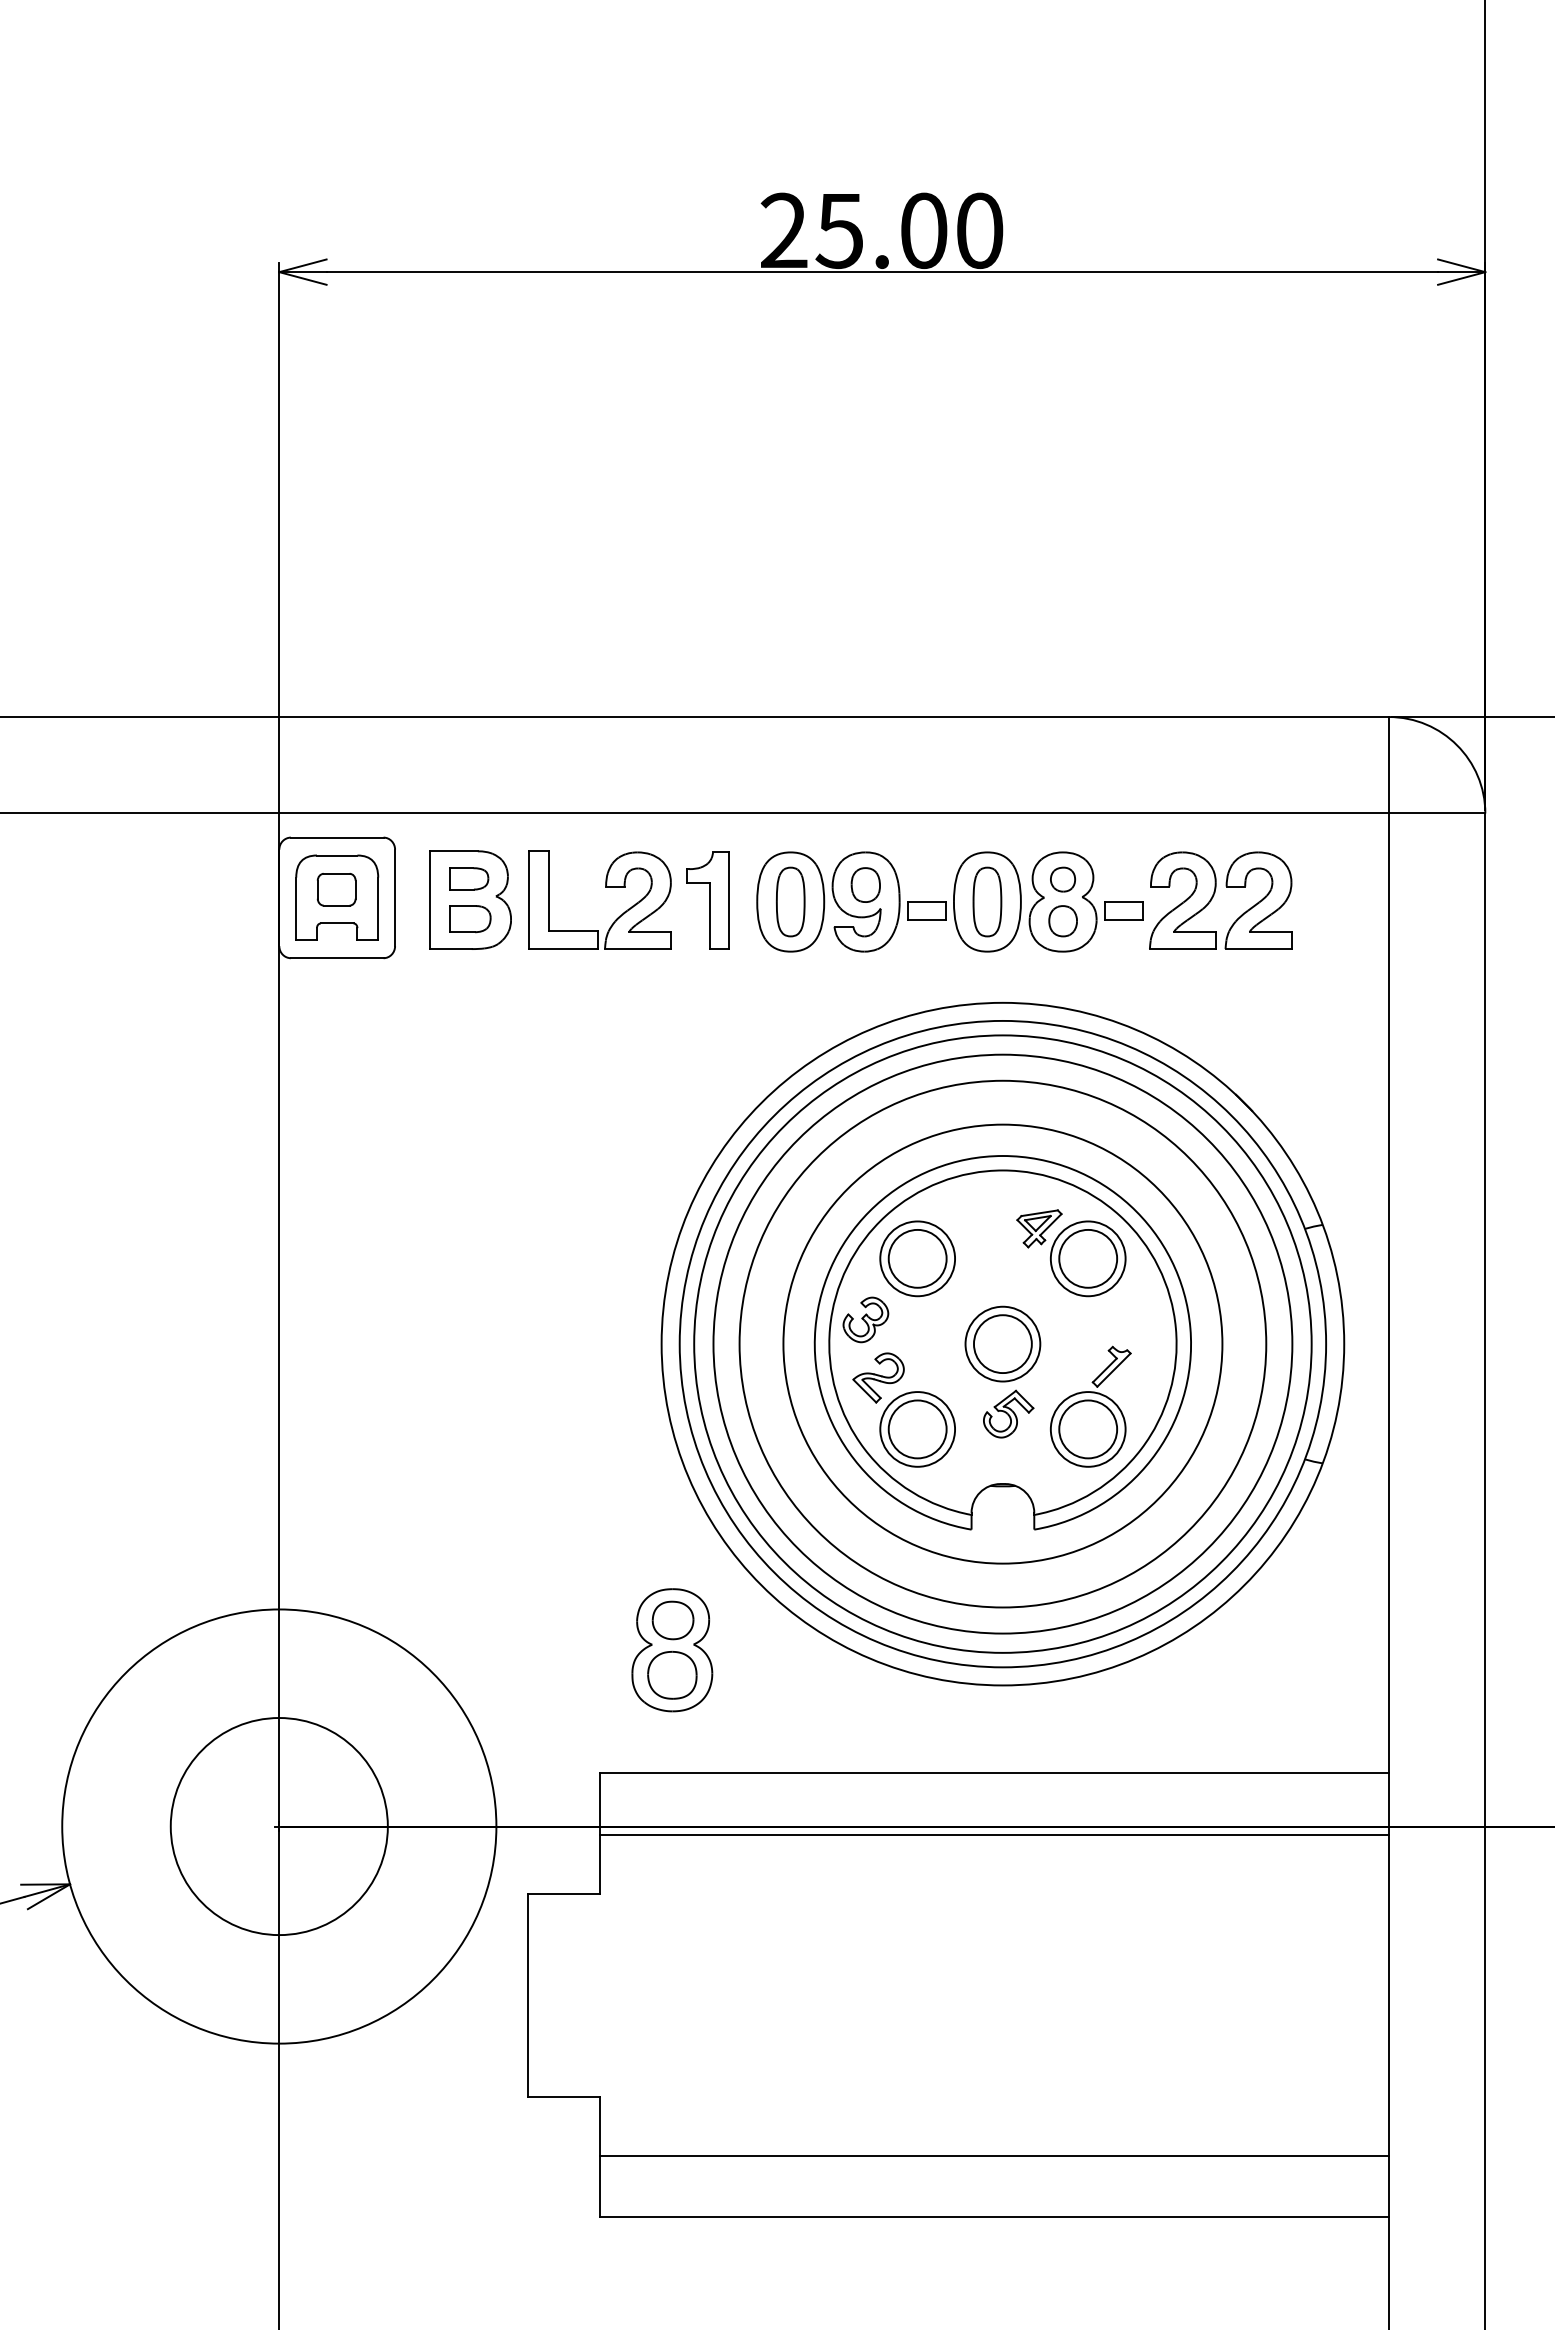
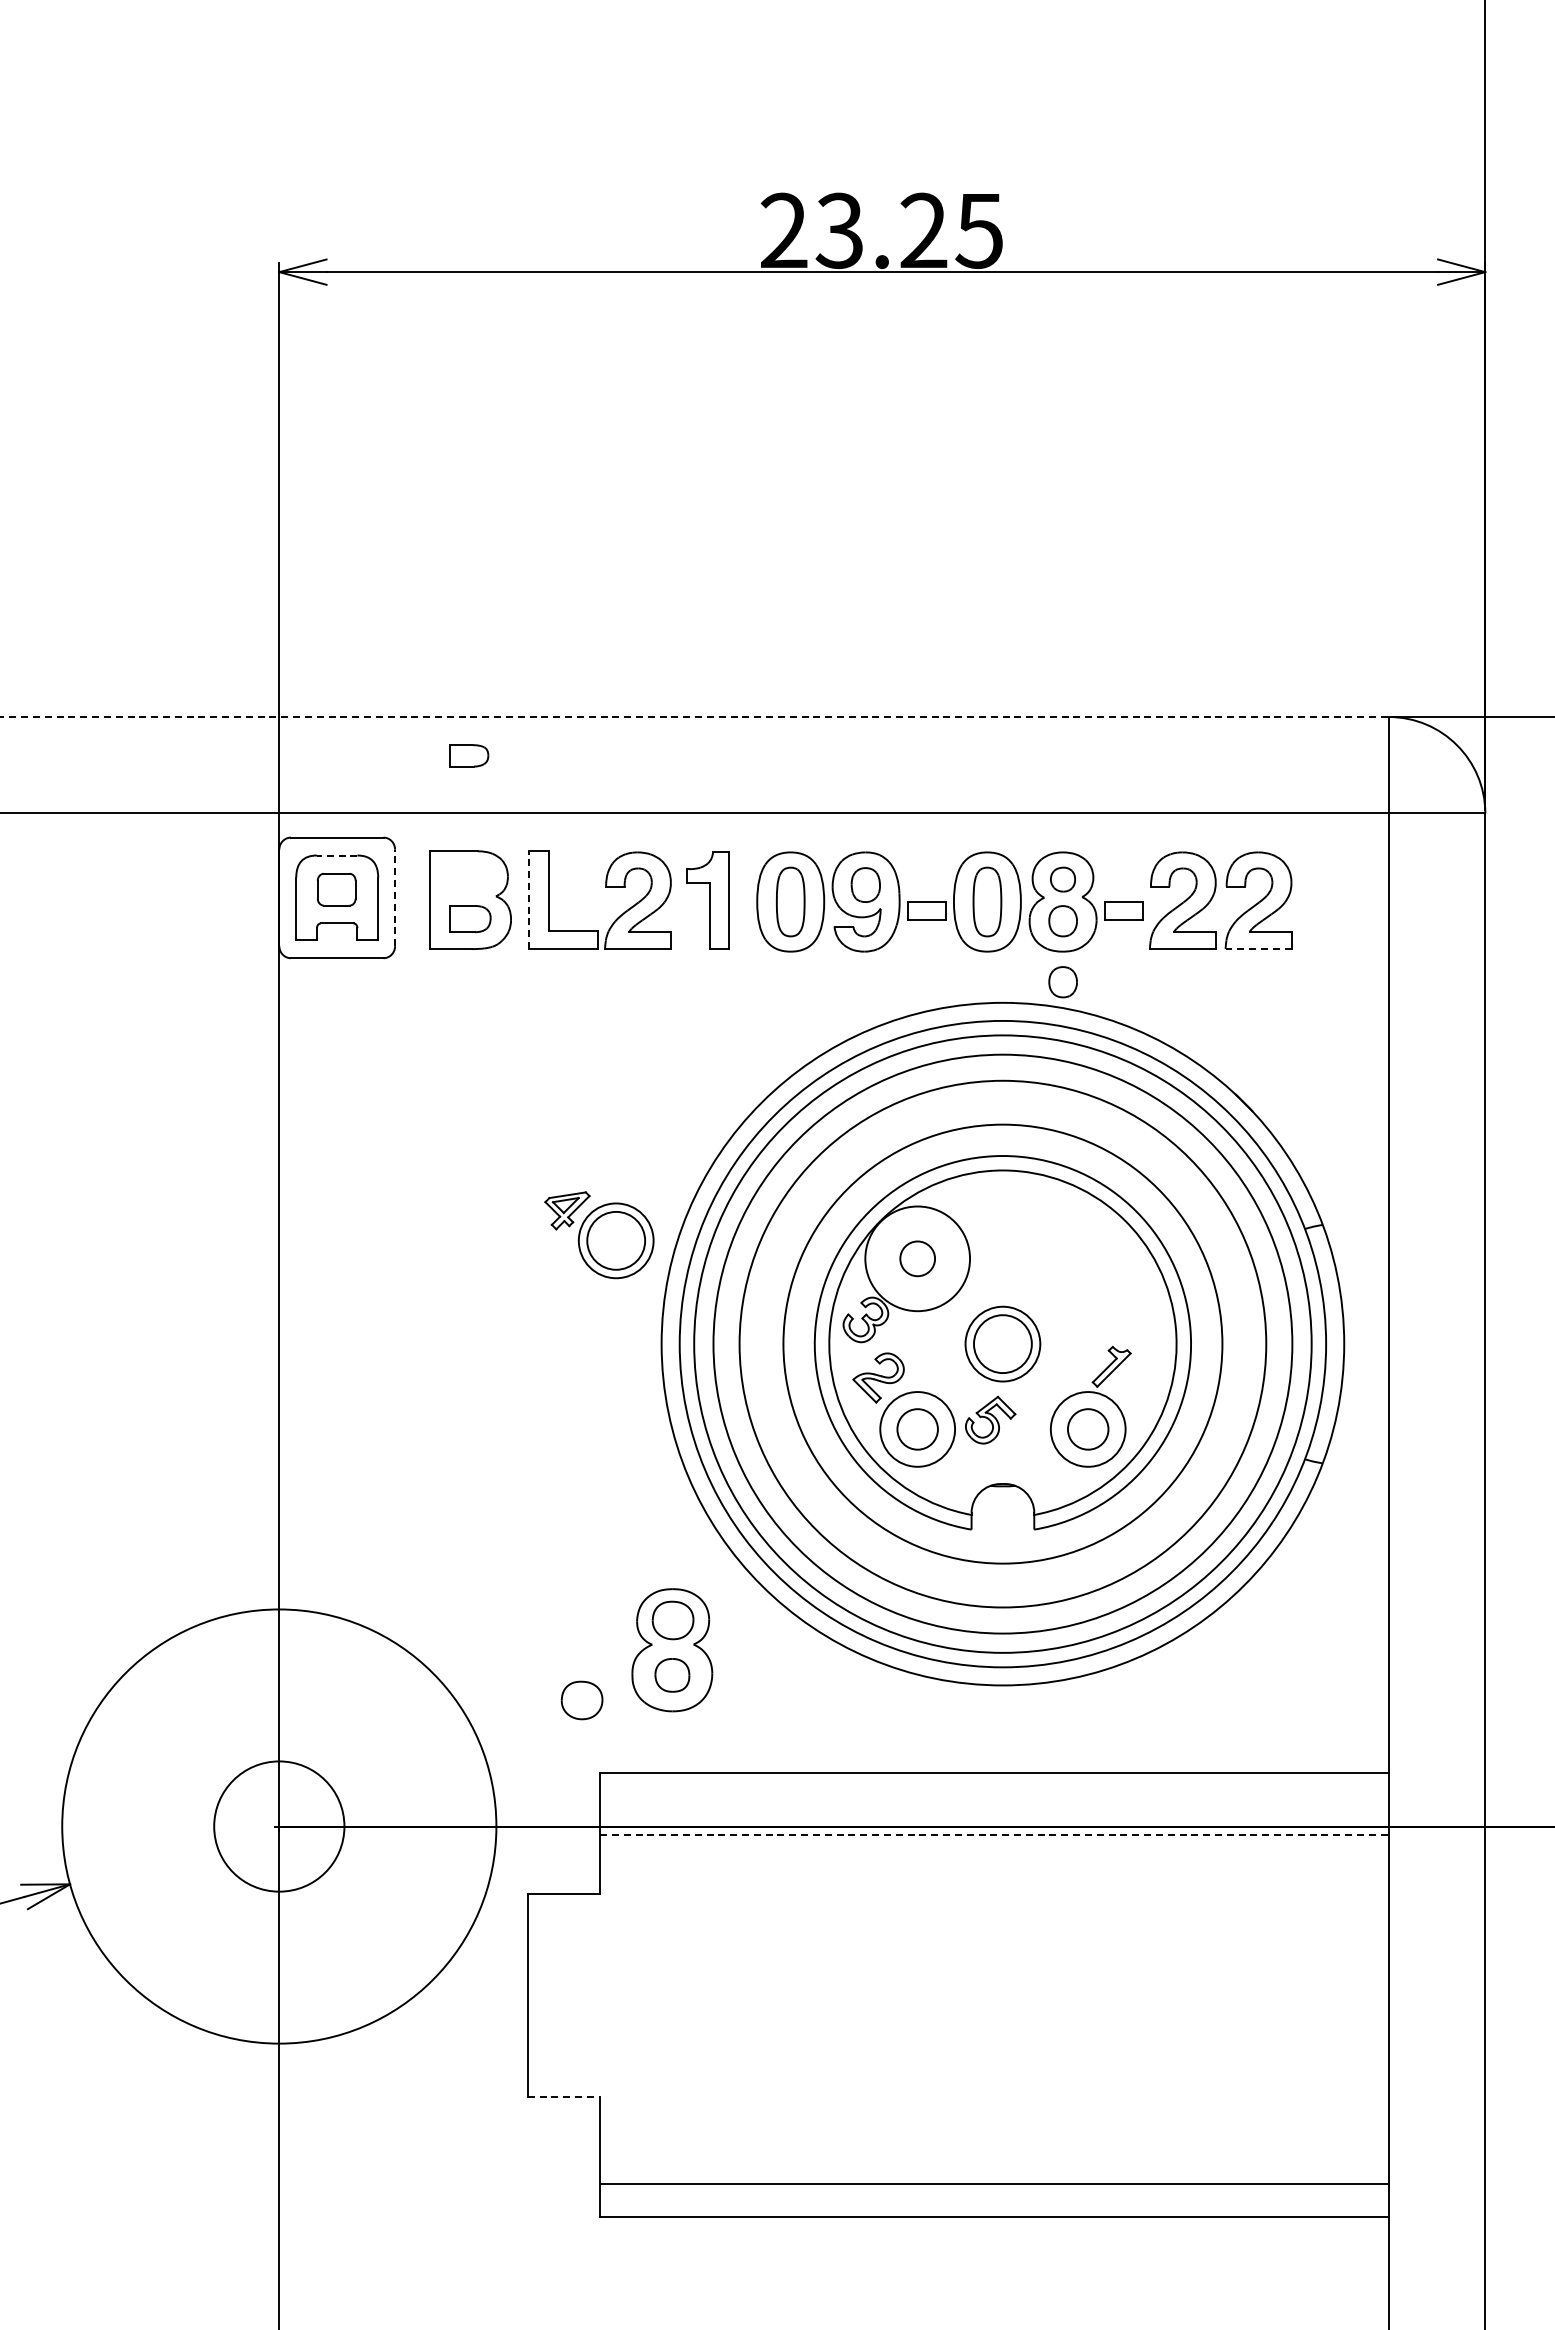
text: 25.00 -> 23.25 (909, 230)
line: solid -> dashed (695, 717)
line: solid -> dashed (336, 855)
part position: (469, 878) -> (469, 755) (469, 755)
line: solid -> dashed (395, 897)
line: solid -> dashed (528, 900)
line: solid -> dashed (1258, 949)
part: none -> present (1062, 982)
part position: (1071, 1253) -> (599, 1235) (599, 1235)
circle diameter: 58 px -> 35 px (917, 1258)
circle diameter: 75 px -> 105 px (917, 1258)
part position: (1008, 1413) -> (990, 1419) (990, 1419)
circle diameter: 58 px -> 41 px (917, 1429)
circle diameter: 58 px -> 41 px (1087, 1429)
part size: 51x49 px -> 37x35 px (672, 1675)
part: none -> present (581, 1700)
circle diameter: 217 px -> 130 px (279, 1826)
line: solid -> dashed (994, 1834)
line: solid -> dashed (564, 2096)
line position: (994, 2155) -> (994, 2183) (994, 2183)
